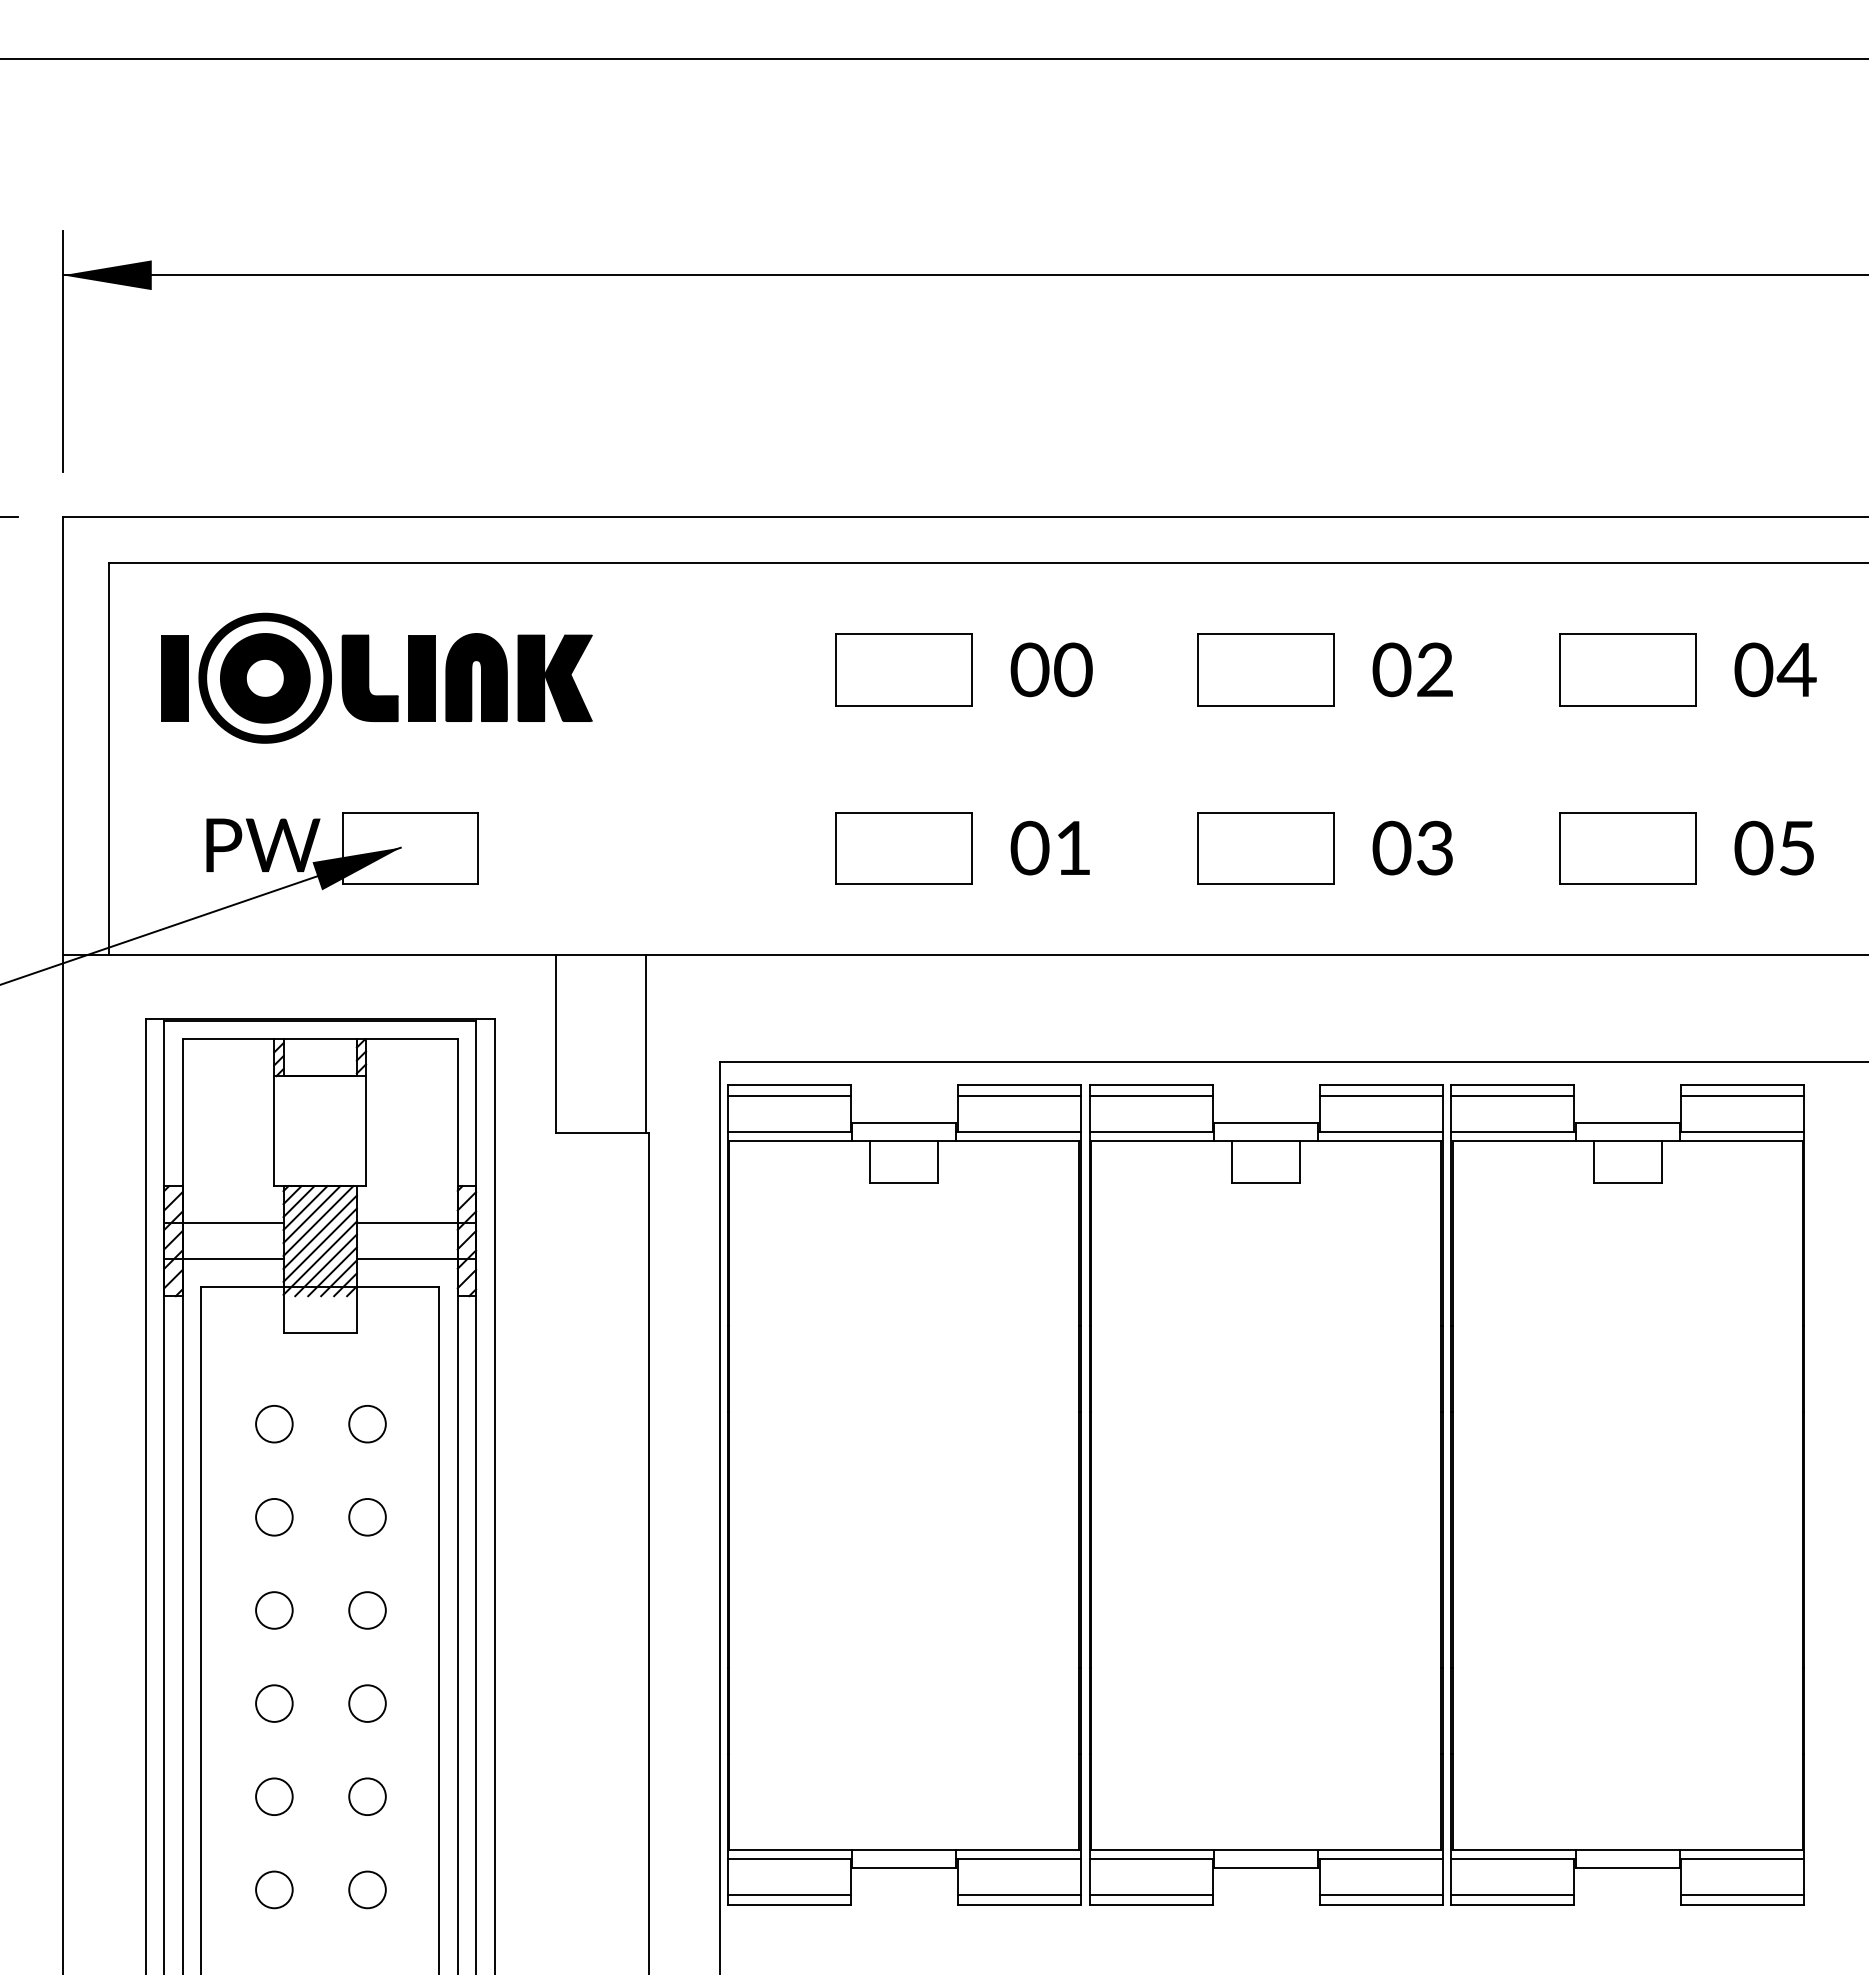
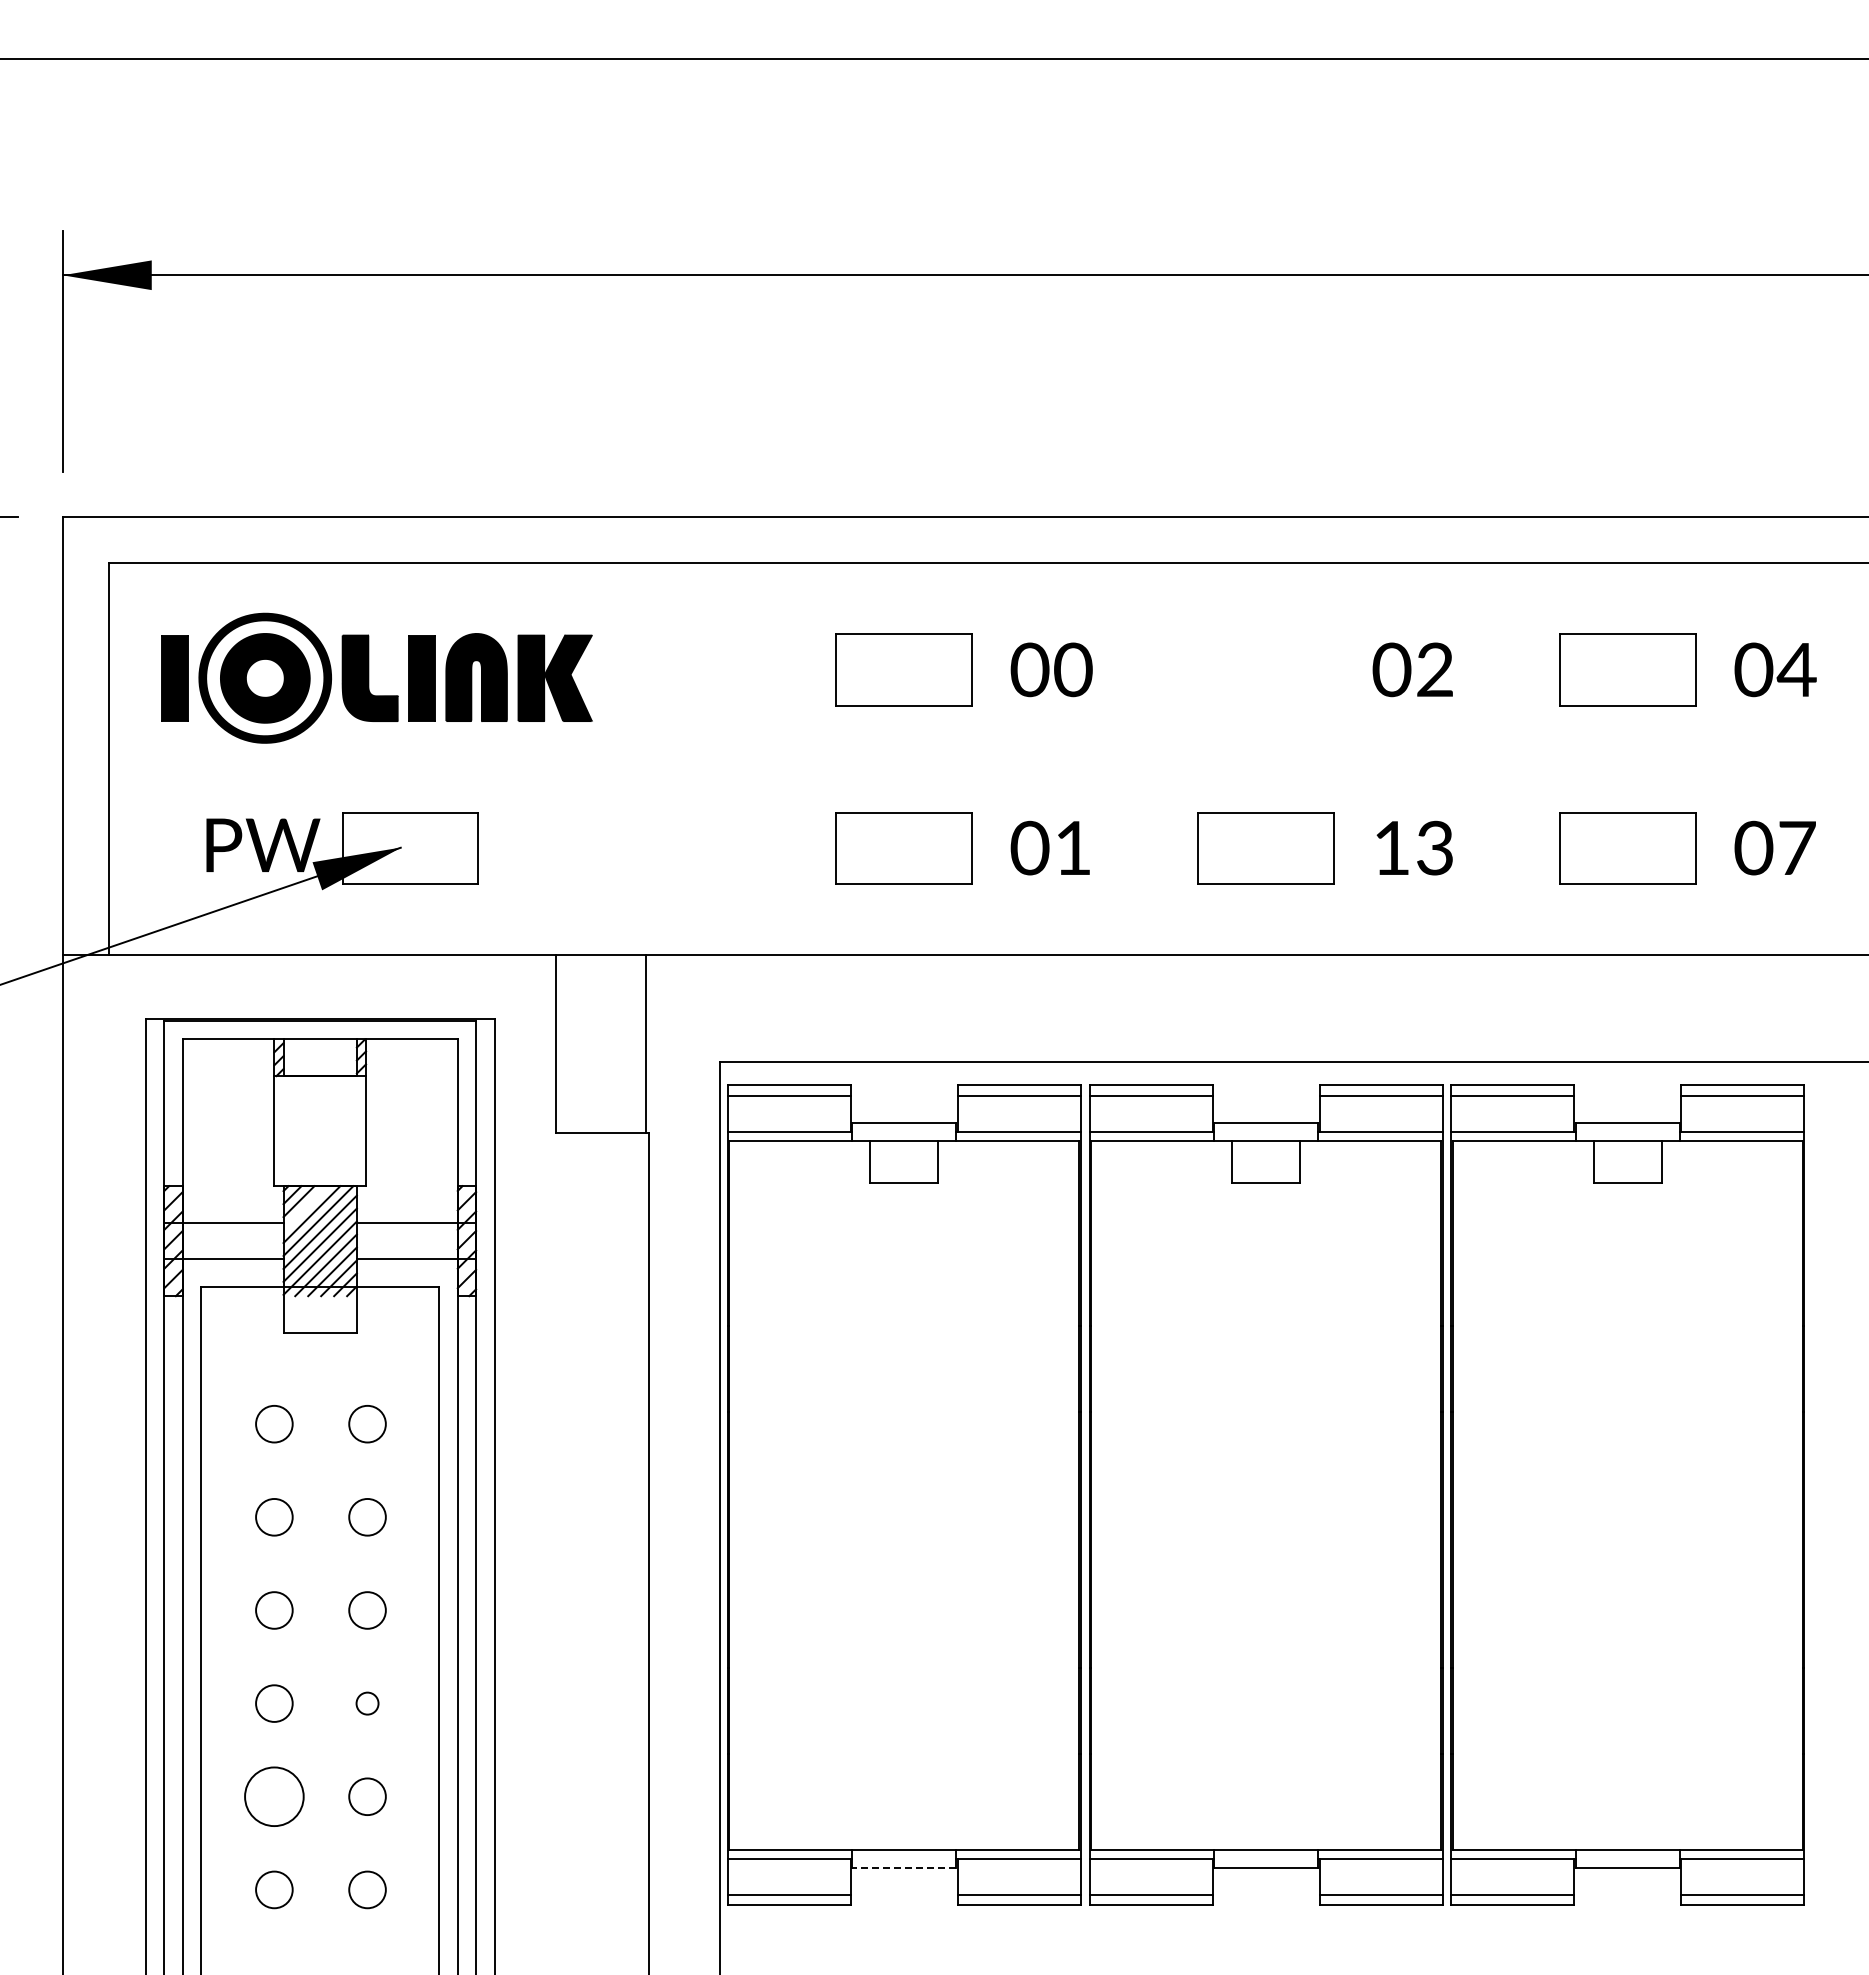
part: present -> none (1265, 669)
text: 03 -> 13 (1391, 847)
text: 05 -> 07 (1797, 848)
line: present -> none (305, 1208)
circle diameter: 37 px -> 22 px (367, 1703)
circle diameter: 37 px -> 59 px (274, 1796)
line: solid -> dashed (904, 1867)
